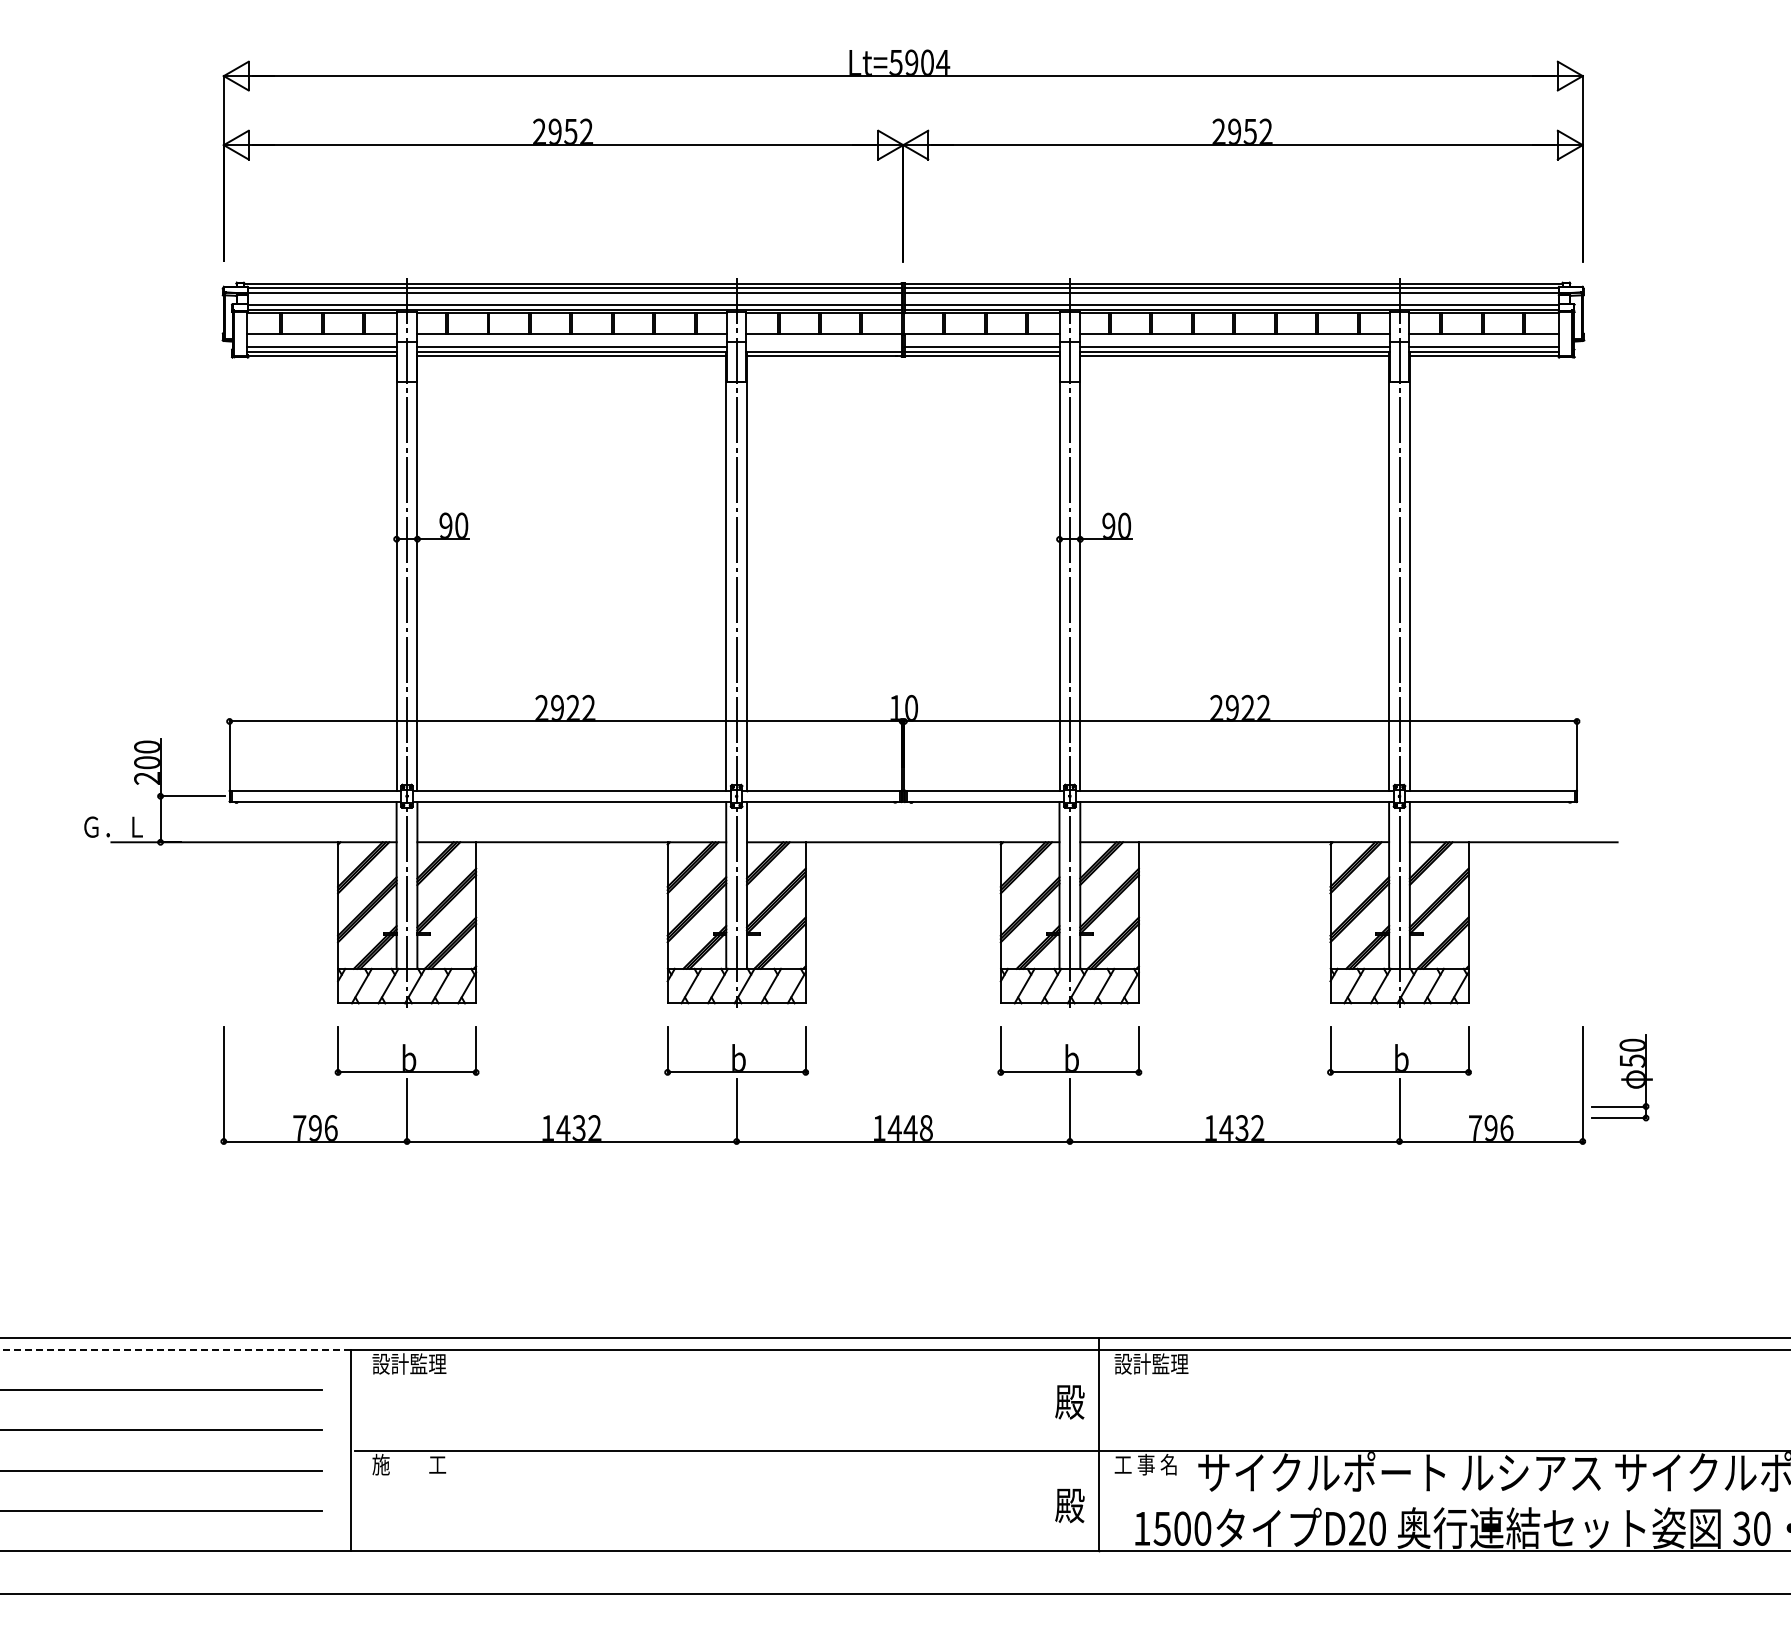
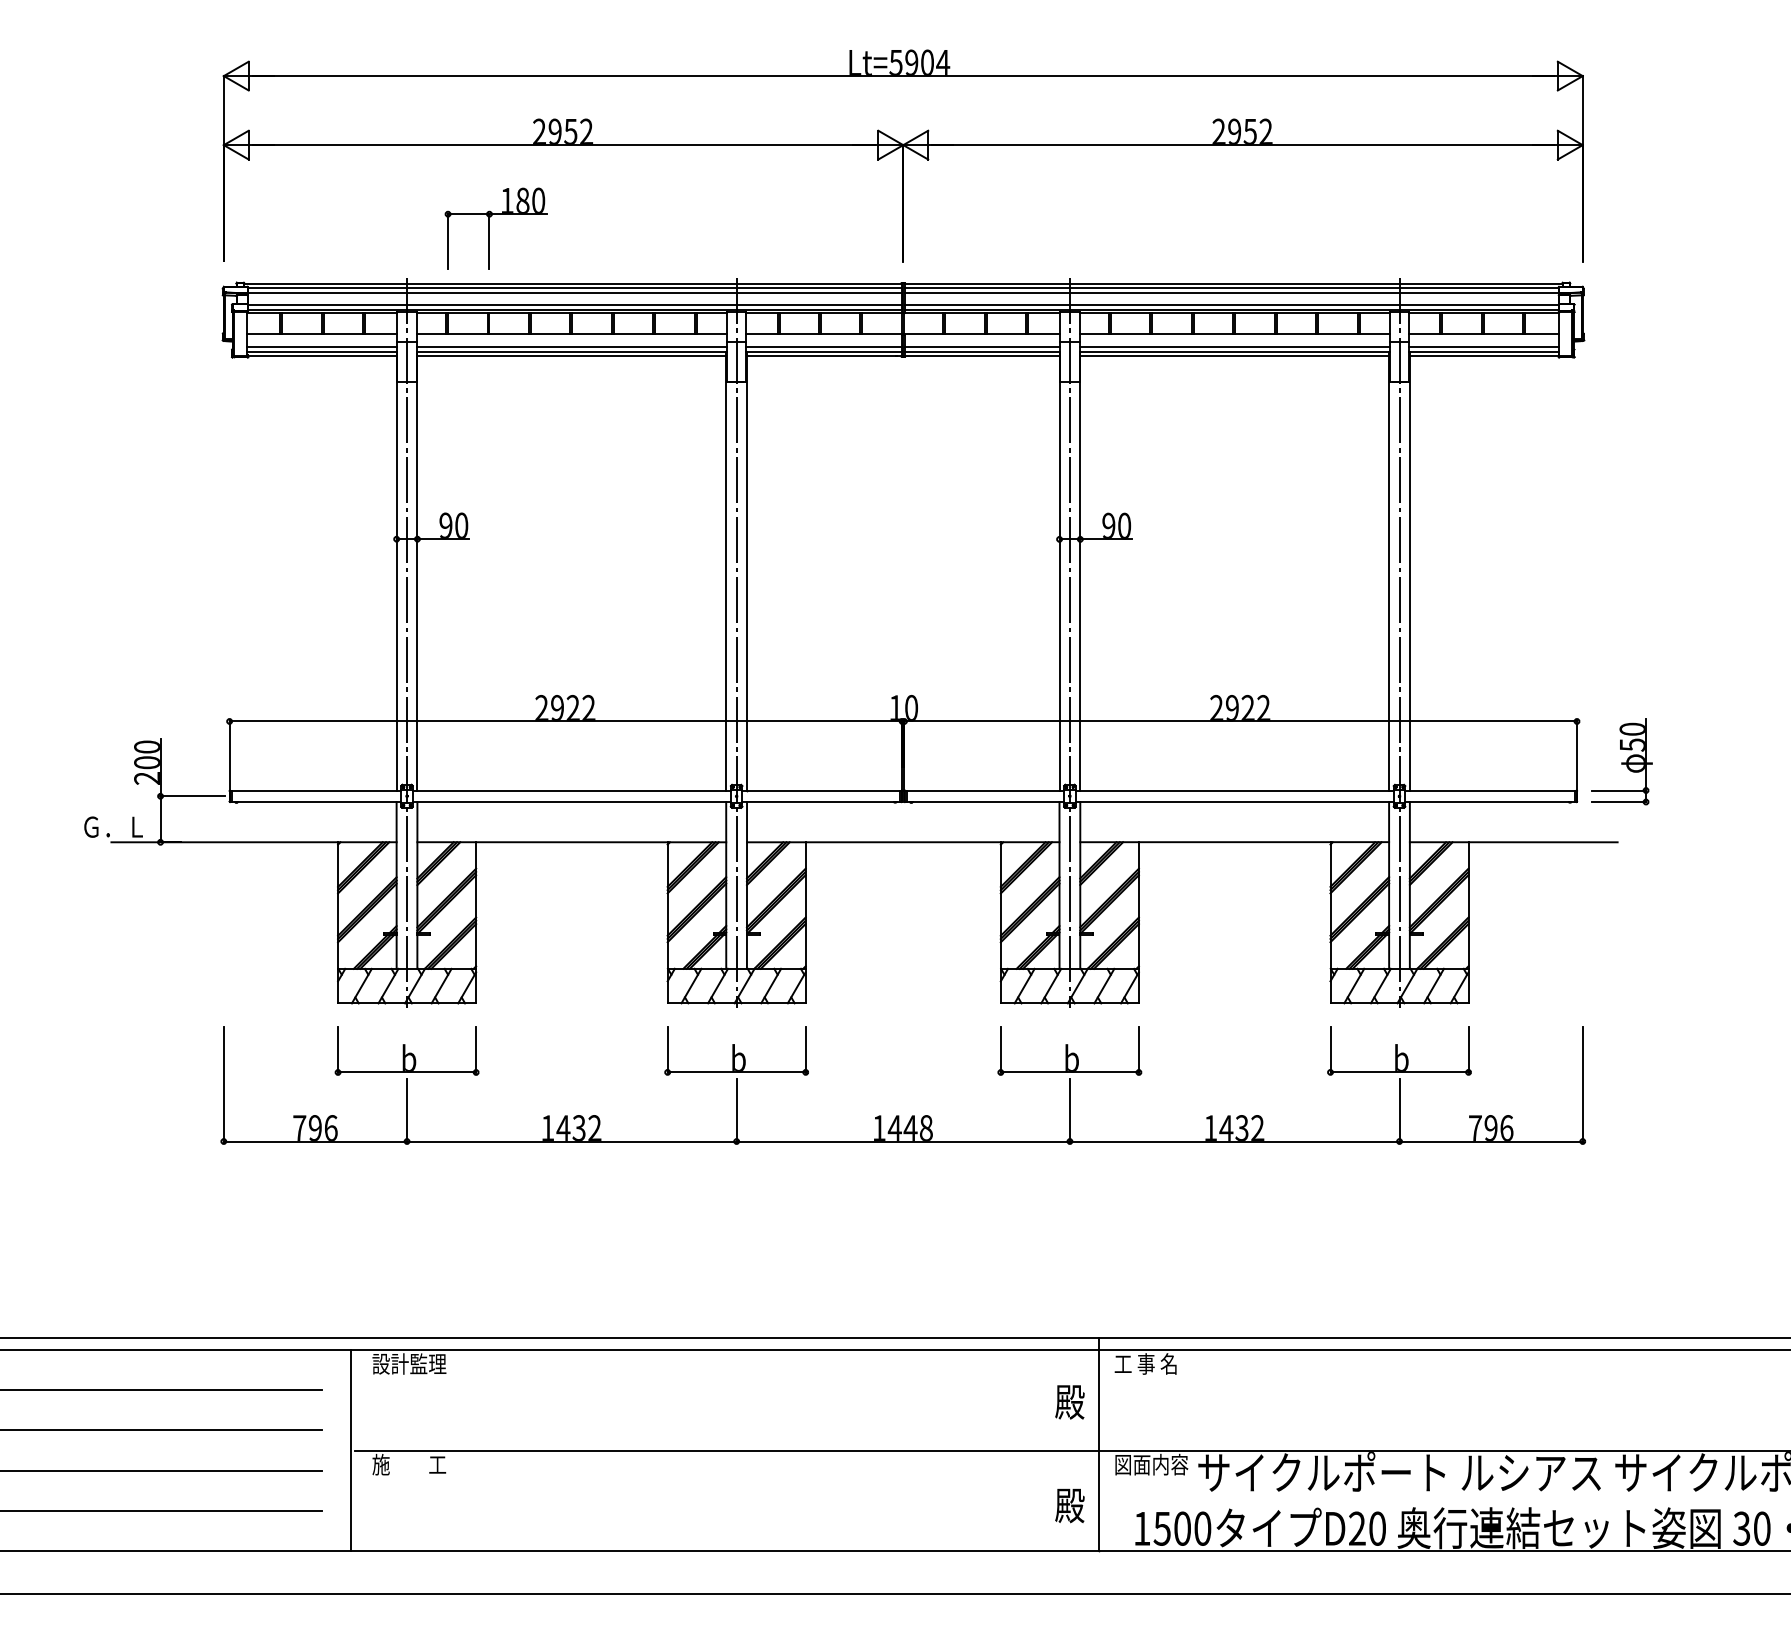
part: none -> present (495, 228)
line: none -> present (823, 347)
part position: (1621, 1077) -> (1621, 761) (1621, 761)
line: dashed -> solid (175, 1349)
text: 設計監理 -> 工 事 名 (1151, 1363)
text: 工 事 名 -> 図面内容 (1151, 1464)
